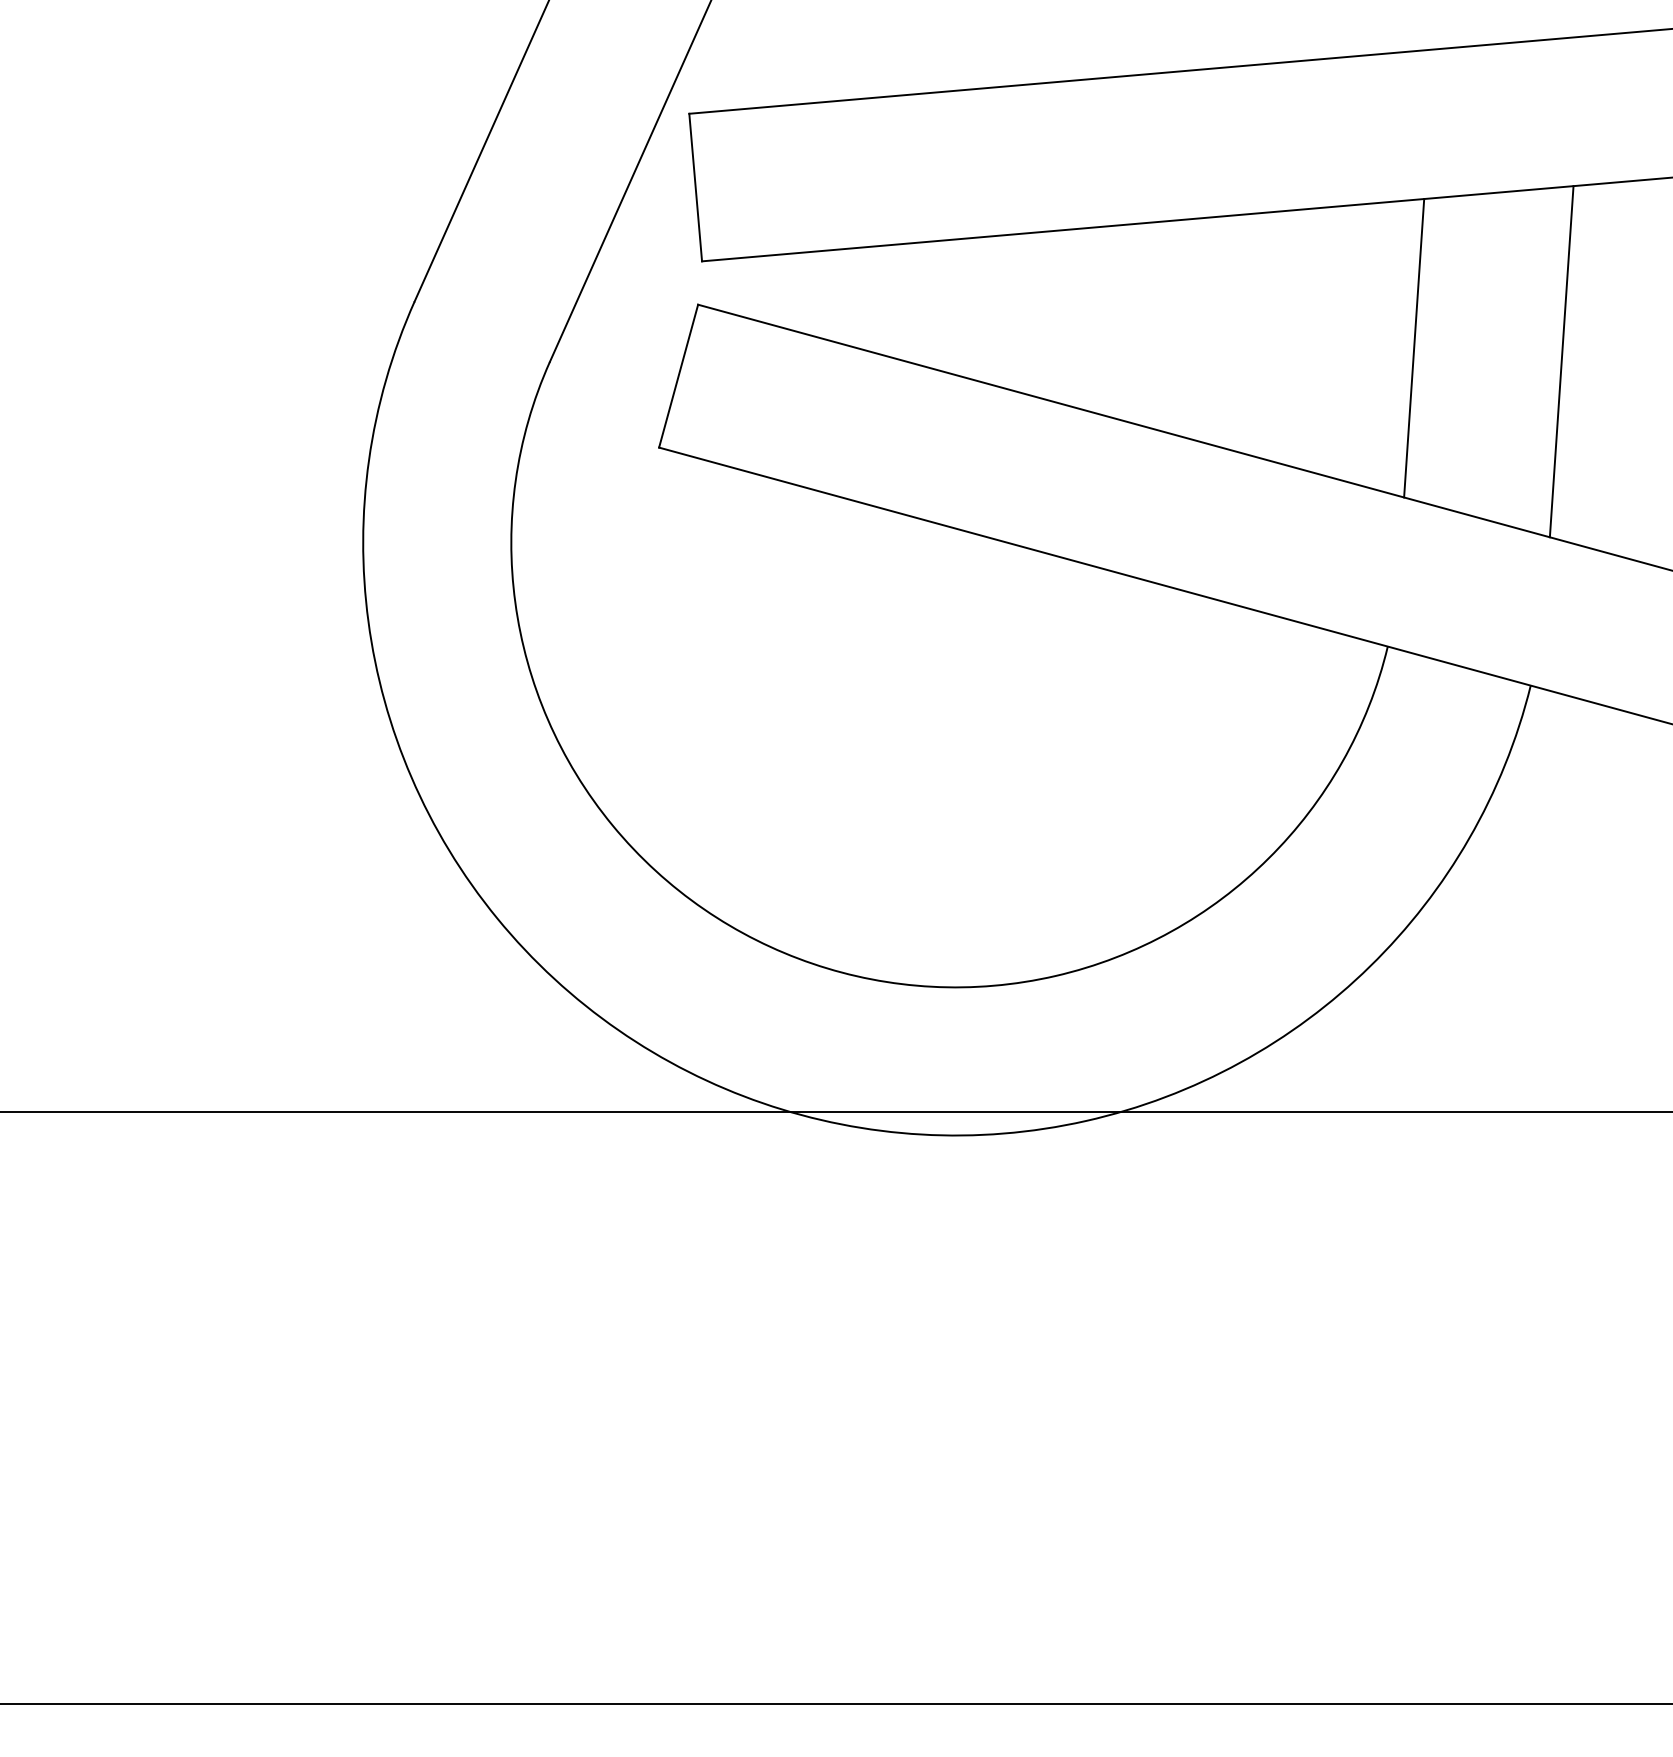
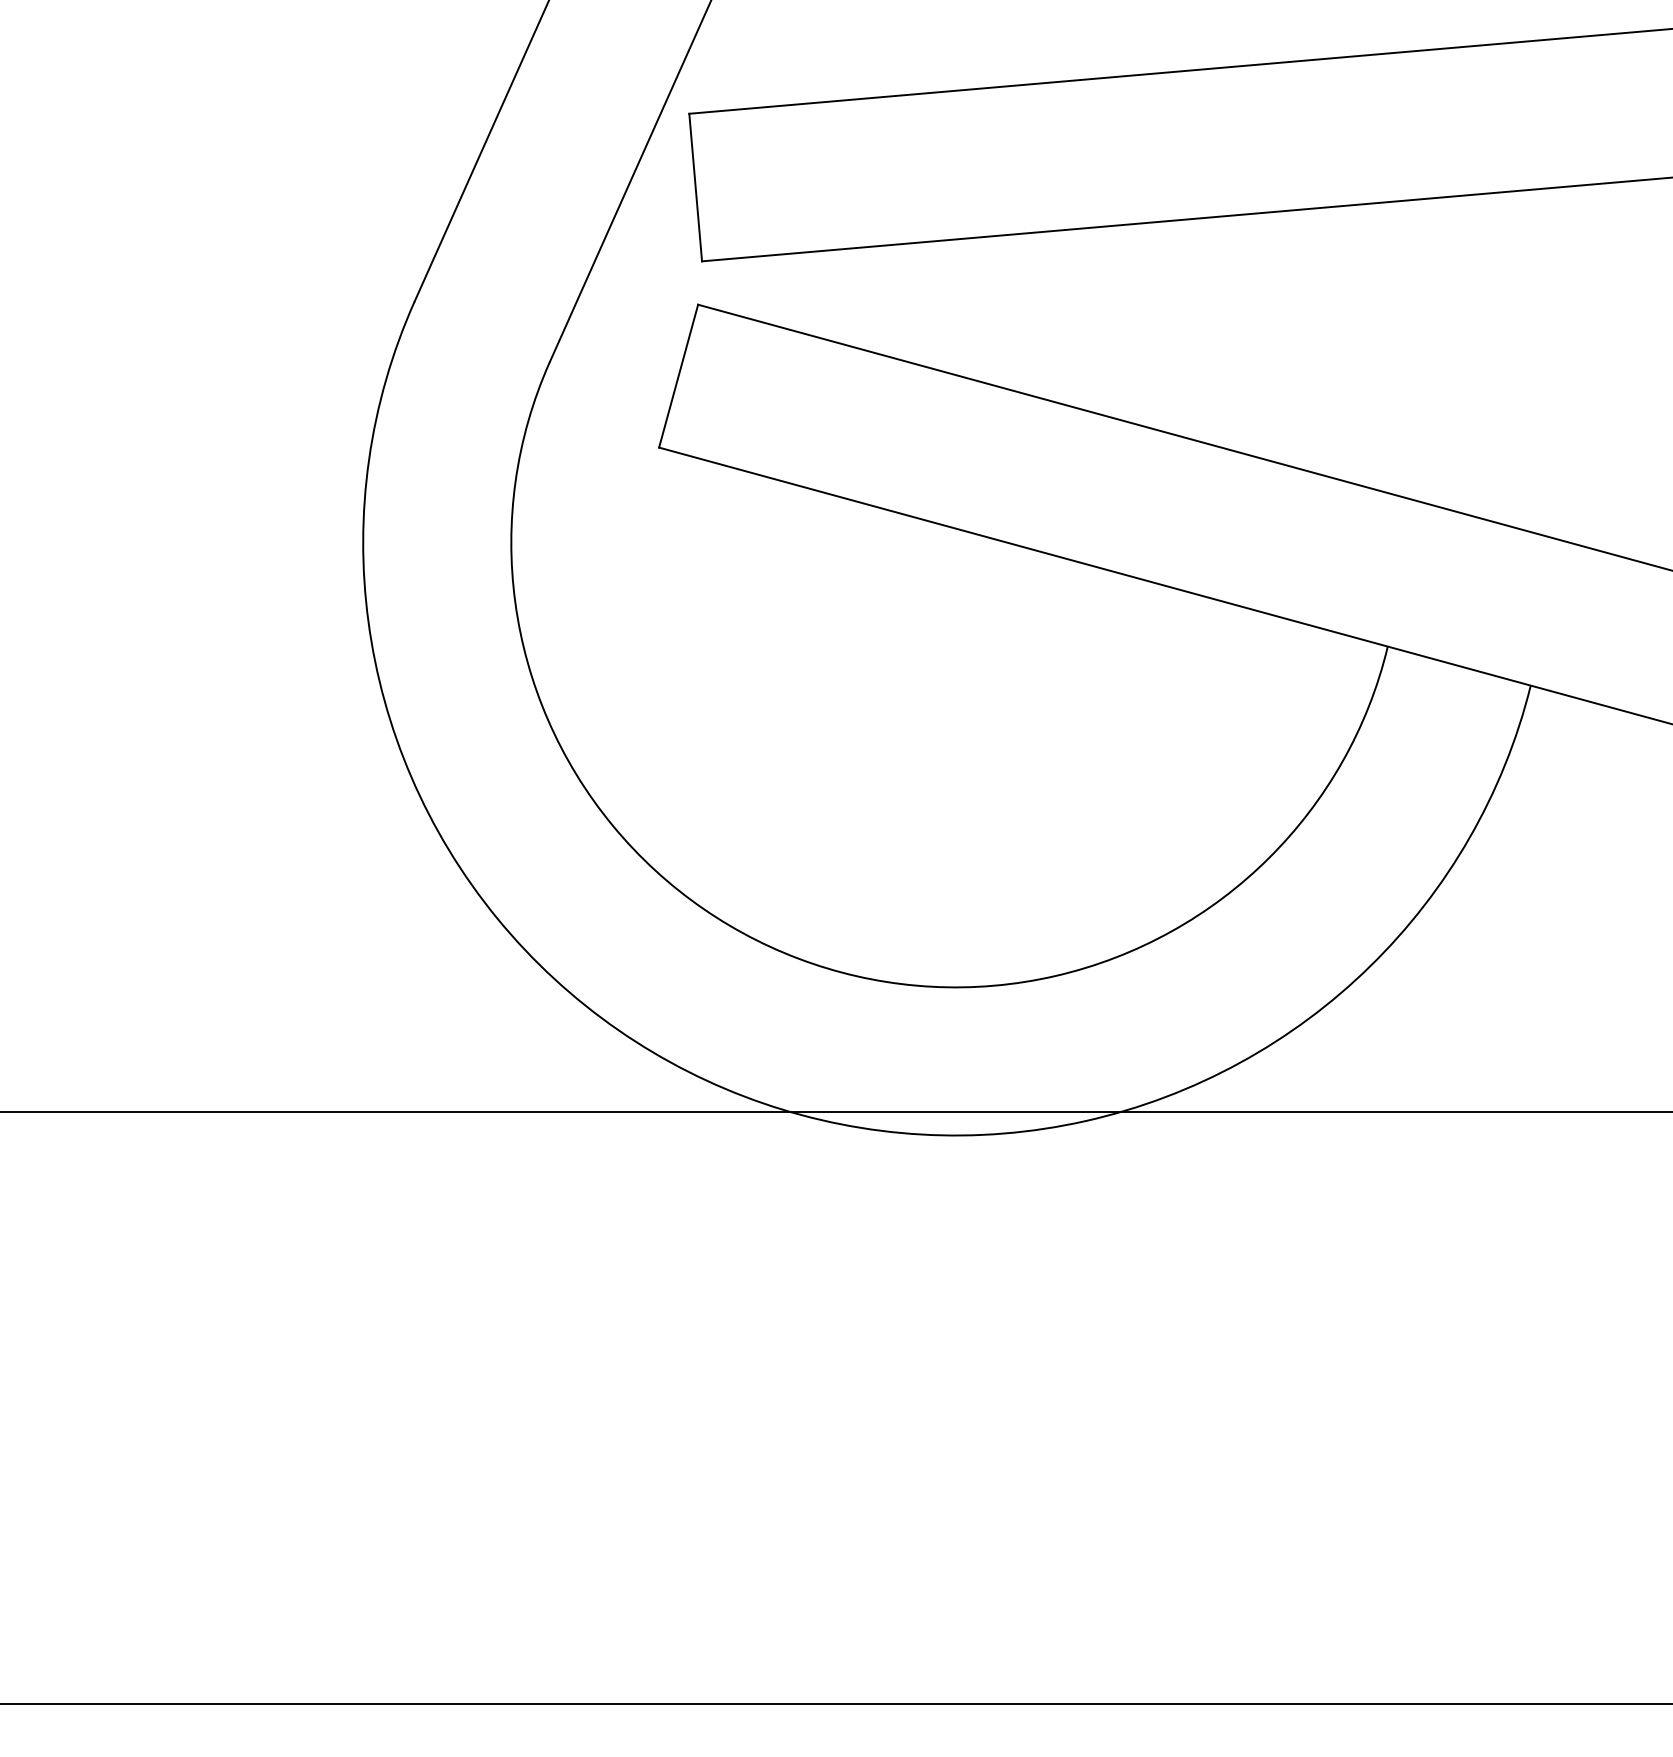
line: present -> none (1414, 348)
line: present -> none (1561, 361)
